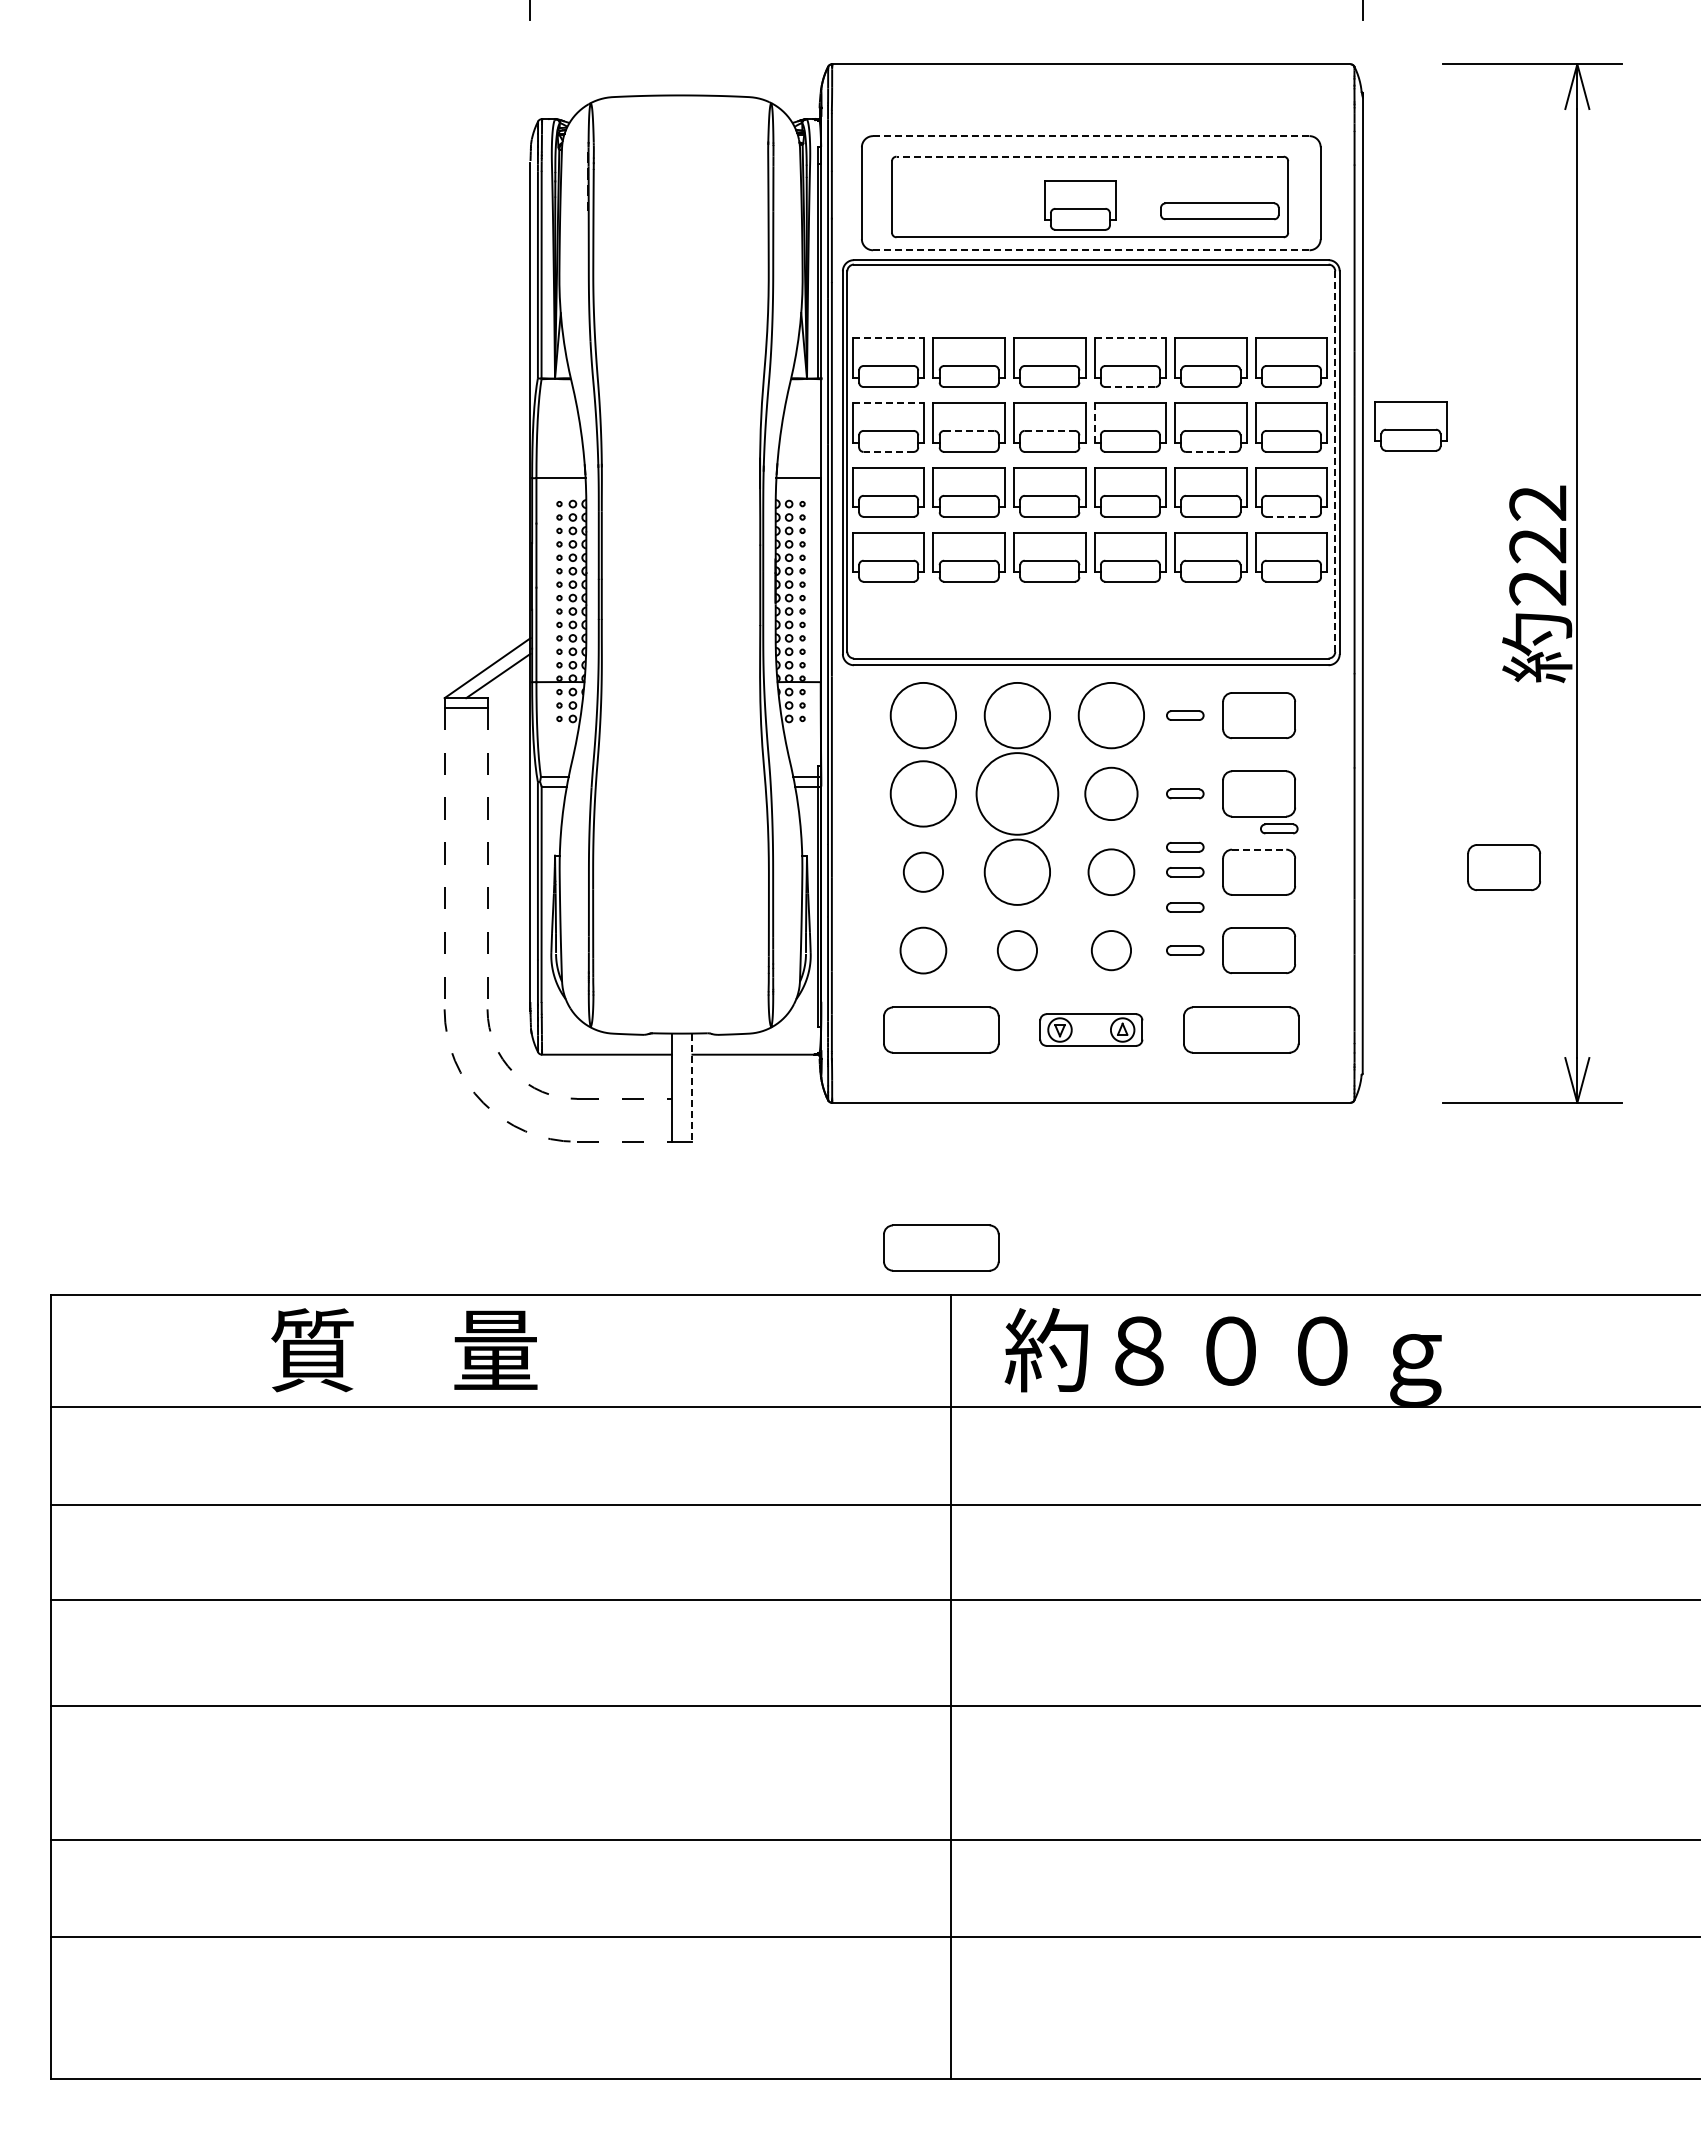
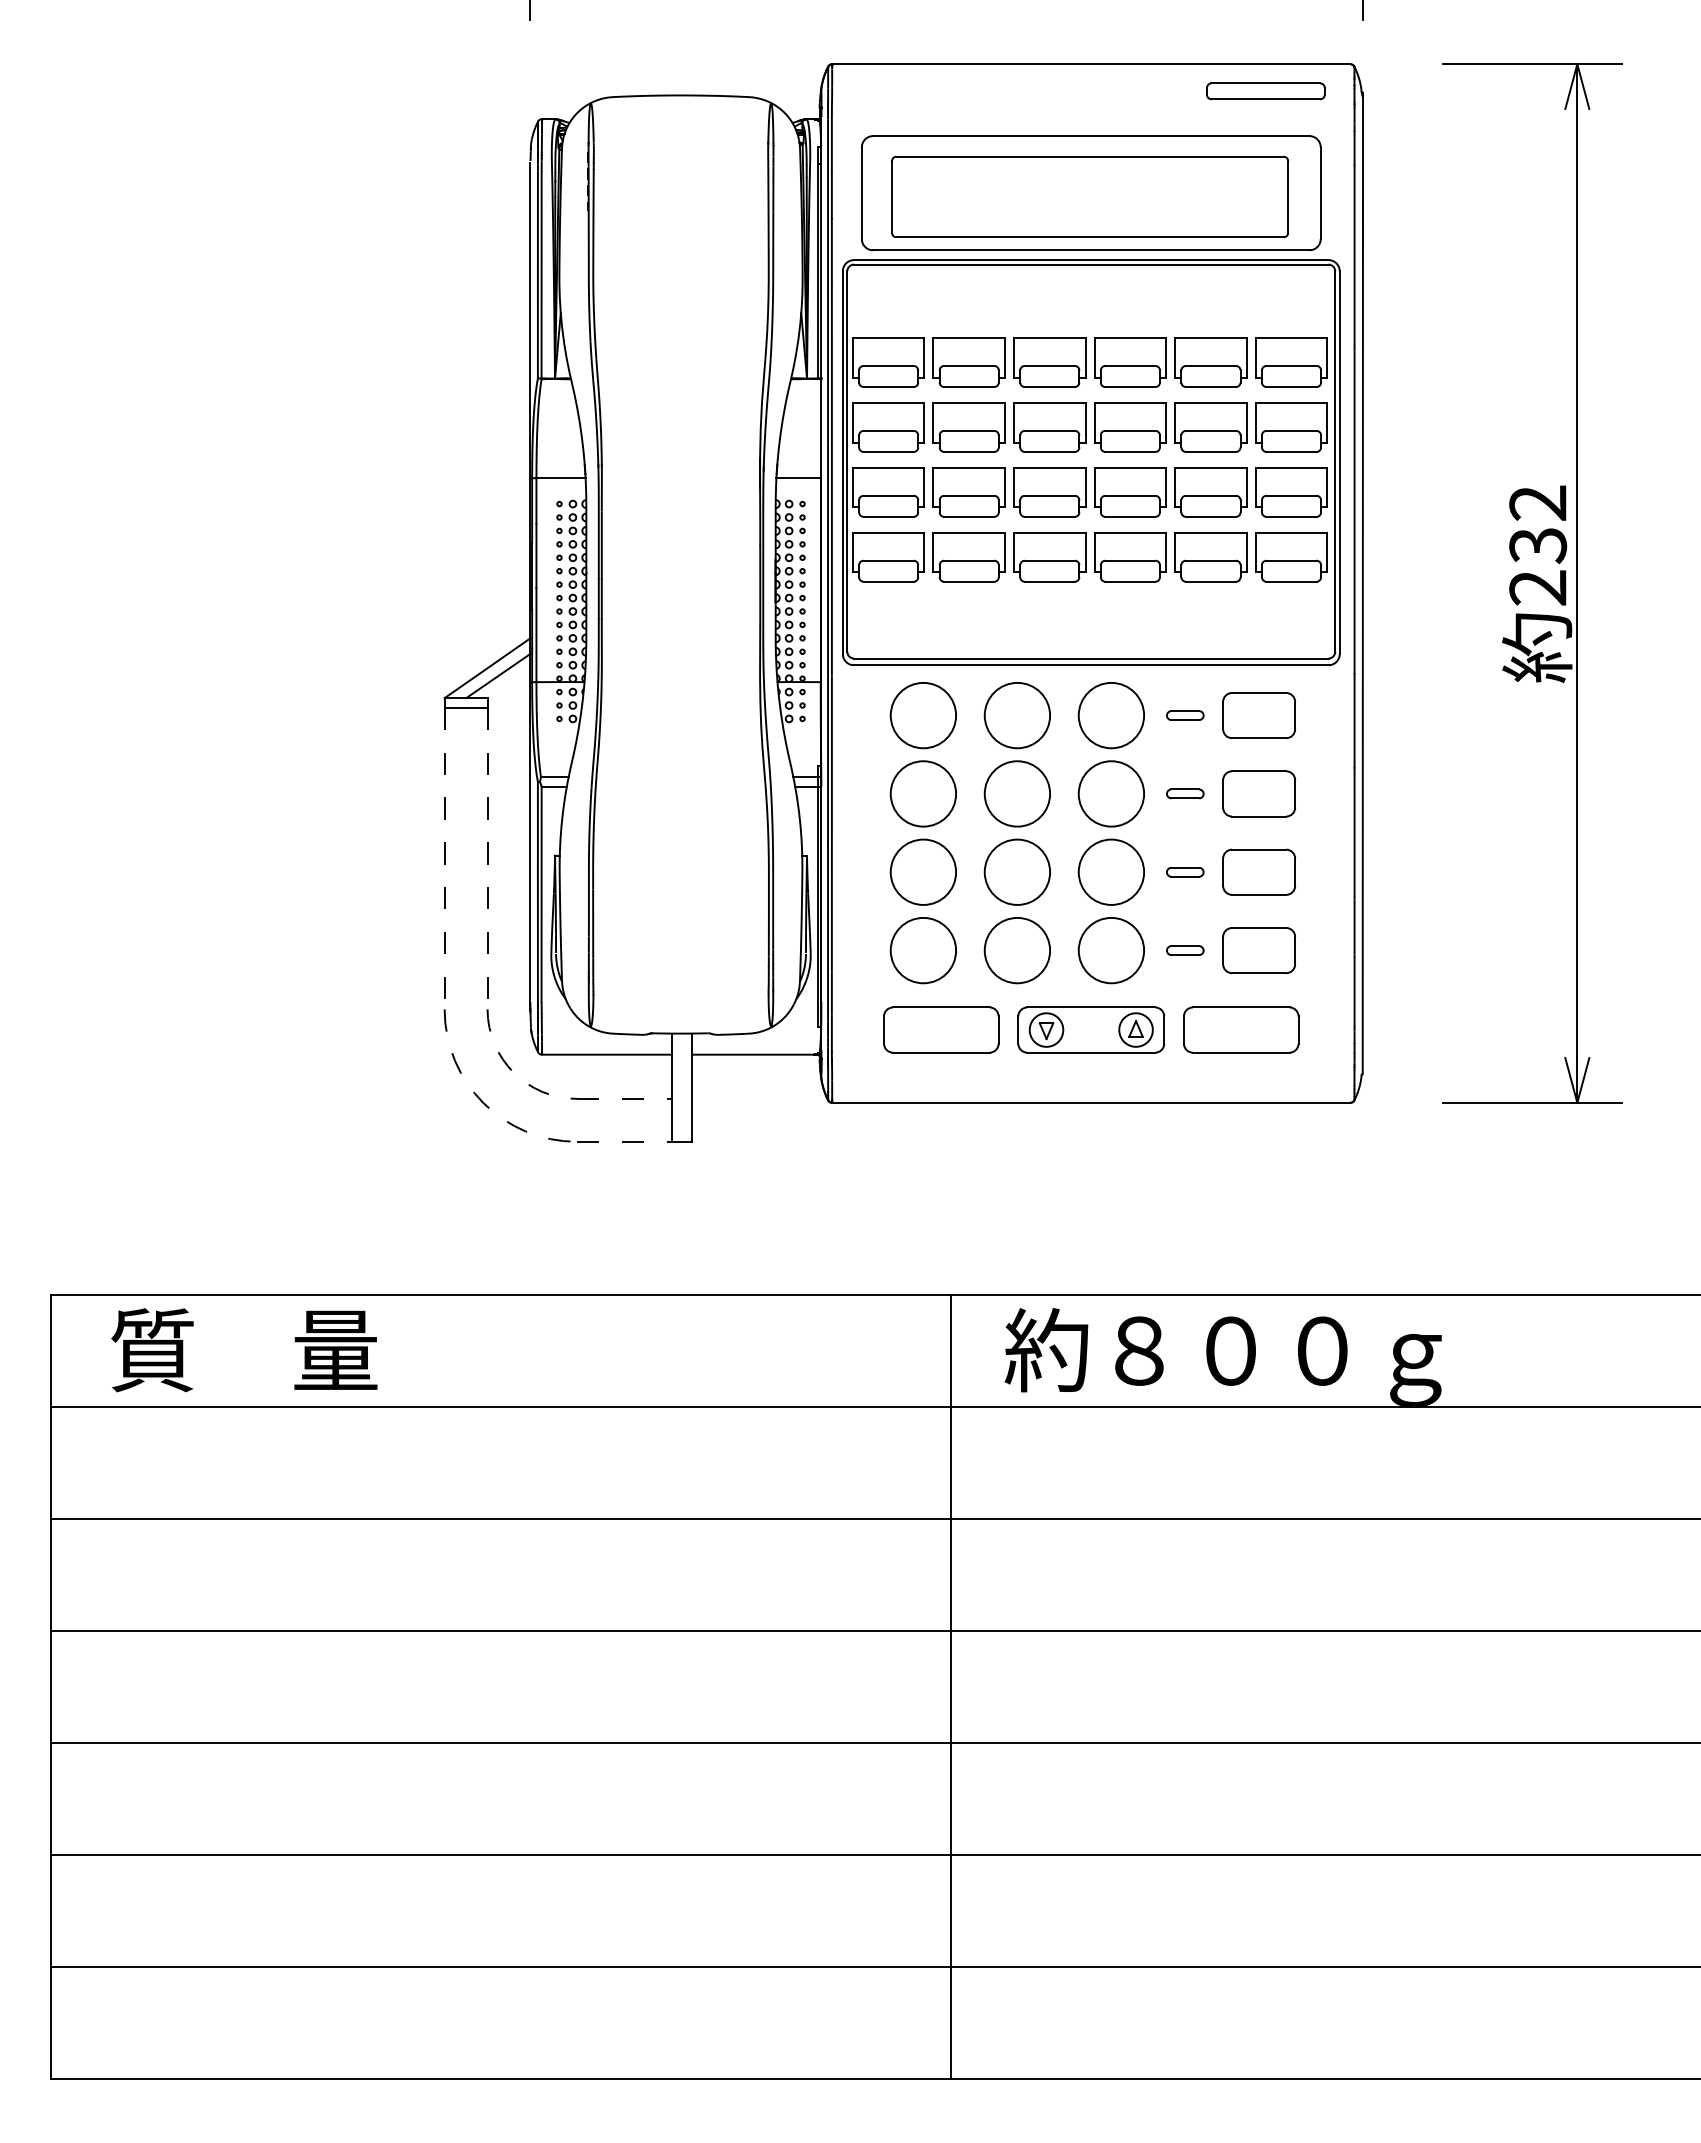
line: dashed -> solid (1091, 136)
line: dashed -> solid (1090, 156)
part: present -> none (1080, 205)
part position: (1219, 211) -> (1265, 91) (1265, 91)
line: dashed -> solid (1091, 250)
line: dashed -> solid (888, 338)
line: dashed -> solid (1130, 338)
line: dashed -> solid (1129, 387)
line: dashed -> solid (888, 403)
line: dashed -> solid (1094, 422)
part: present -> none (1410, 426)
line: dashed -> solid (969, 430)
line: dashed -> solid (1050, 430)
line: dashed -> solid (888, 451)
line: dashed -> solid (1210, 451)
line: dashed -> solid (1335, 461)
line: dashed -> solid (1291, 516)
text: 222 -> 232 (1538, 546)
circle diameter: 82 px -> 65 px (1017, 793)
circle diameter: 52 px -> 65 px (1111, 793)
part: present -> none (1279, 828)
part: present -> none (1185, 847)
line: dashed -> solid (1259, 849)
part: present -> none (1503, 867)
circle diameter: 39 px -> 65 px (923, 871)
circle diameter: 46 px -> 65 px (1111, 871)
part: present -> none (1185, 907)
circle diameter: 46 px -> 65 px (923, 950)
circle diameter: 39 px -> 65 px (1017, 950)
circle diameter: 39 px -> 65 px (1111, 950)
part size: 105x34 px -> 149x48 px (1091, 1029)
line: dashed -> solid (692, 1088)
part: present -> none (941, 1247)
text position: (404, 1350) -> (244, 1350) (244, 1350)
line position: (873, 1505) -> (873, 1519) (873, 1519)
line position: (873, 1600) -> (873, 1631) (873, 1631)
line position: (873, 1705) -> (873, 1742) (873, 1742)
line position: (873, 1839) -> (873, 1854) (873, 1854)
line position: (873, 1936) -> (873, 1966) (873, 1966)
